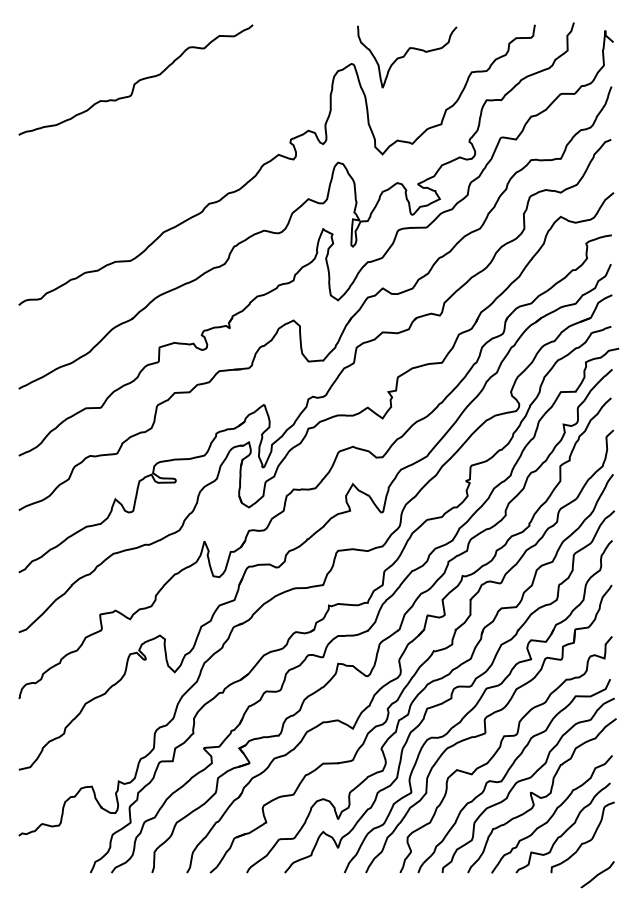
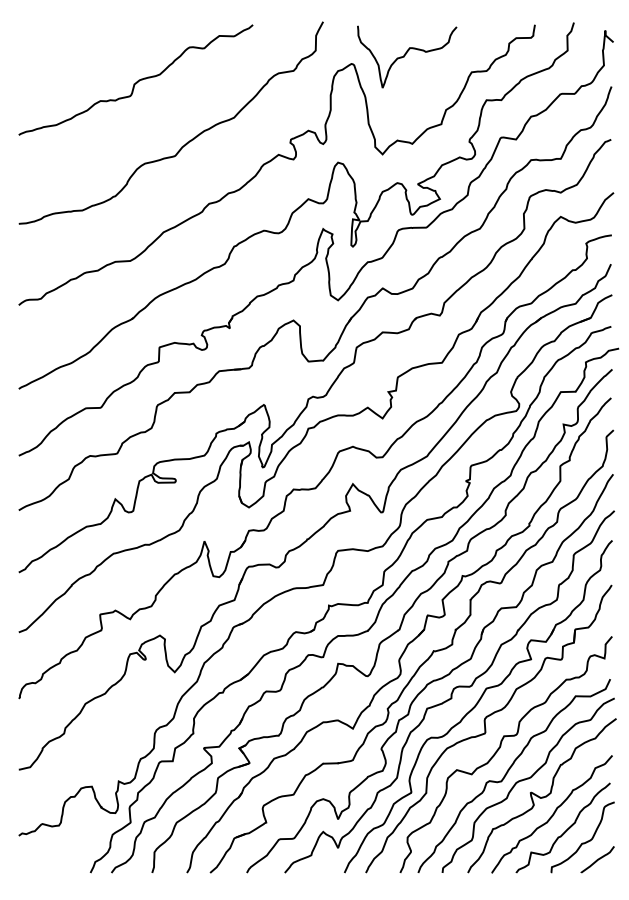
curve: none -> present (186, 142)
curve position: (597, 874) -> (597, 859) (597, 859)
